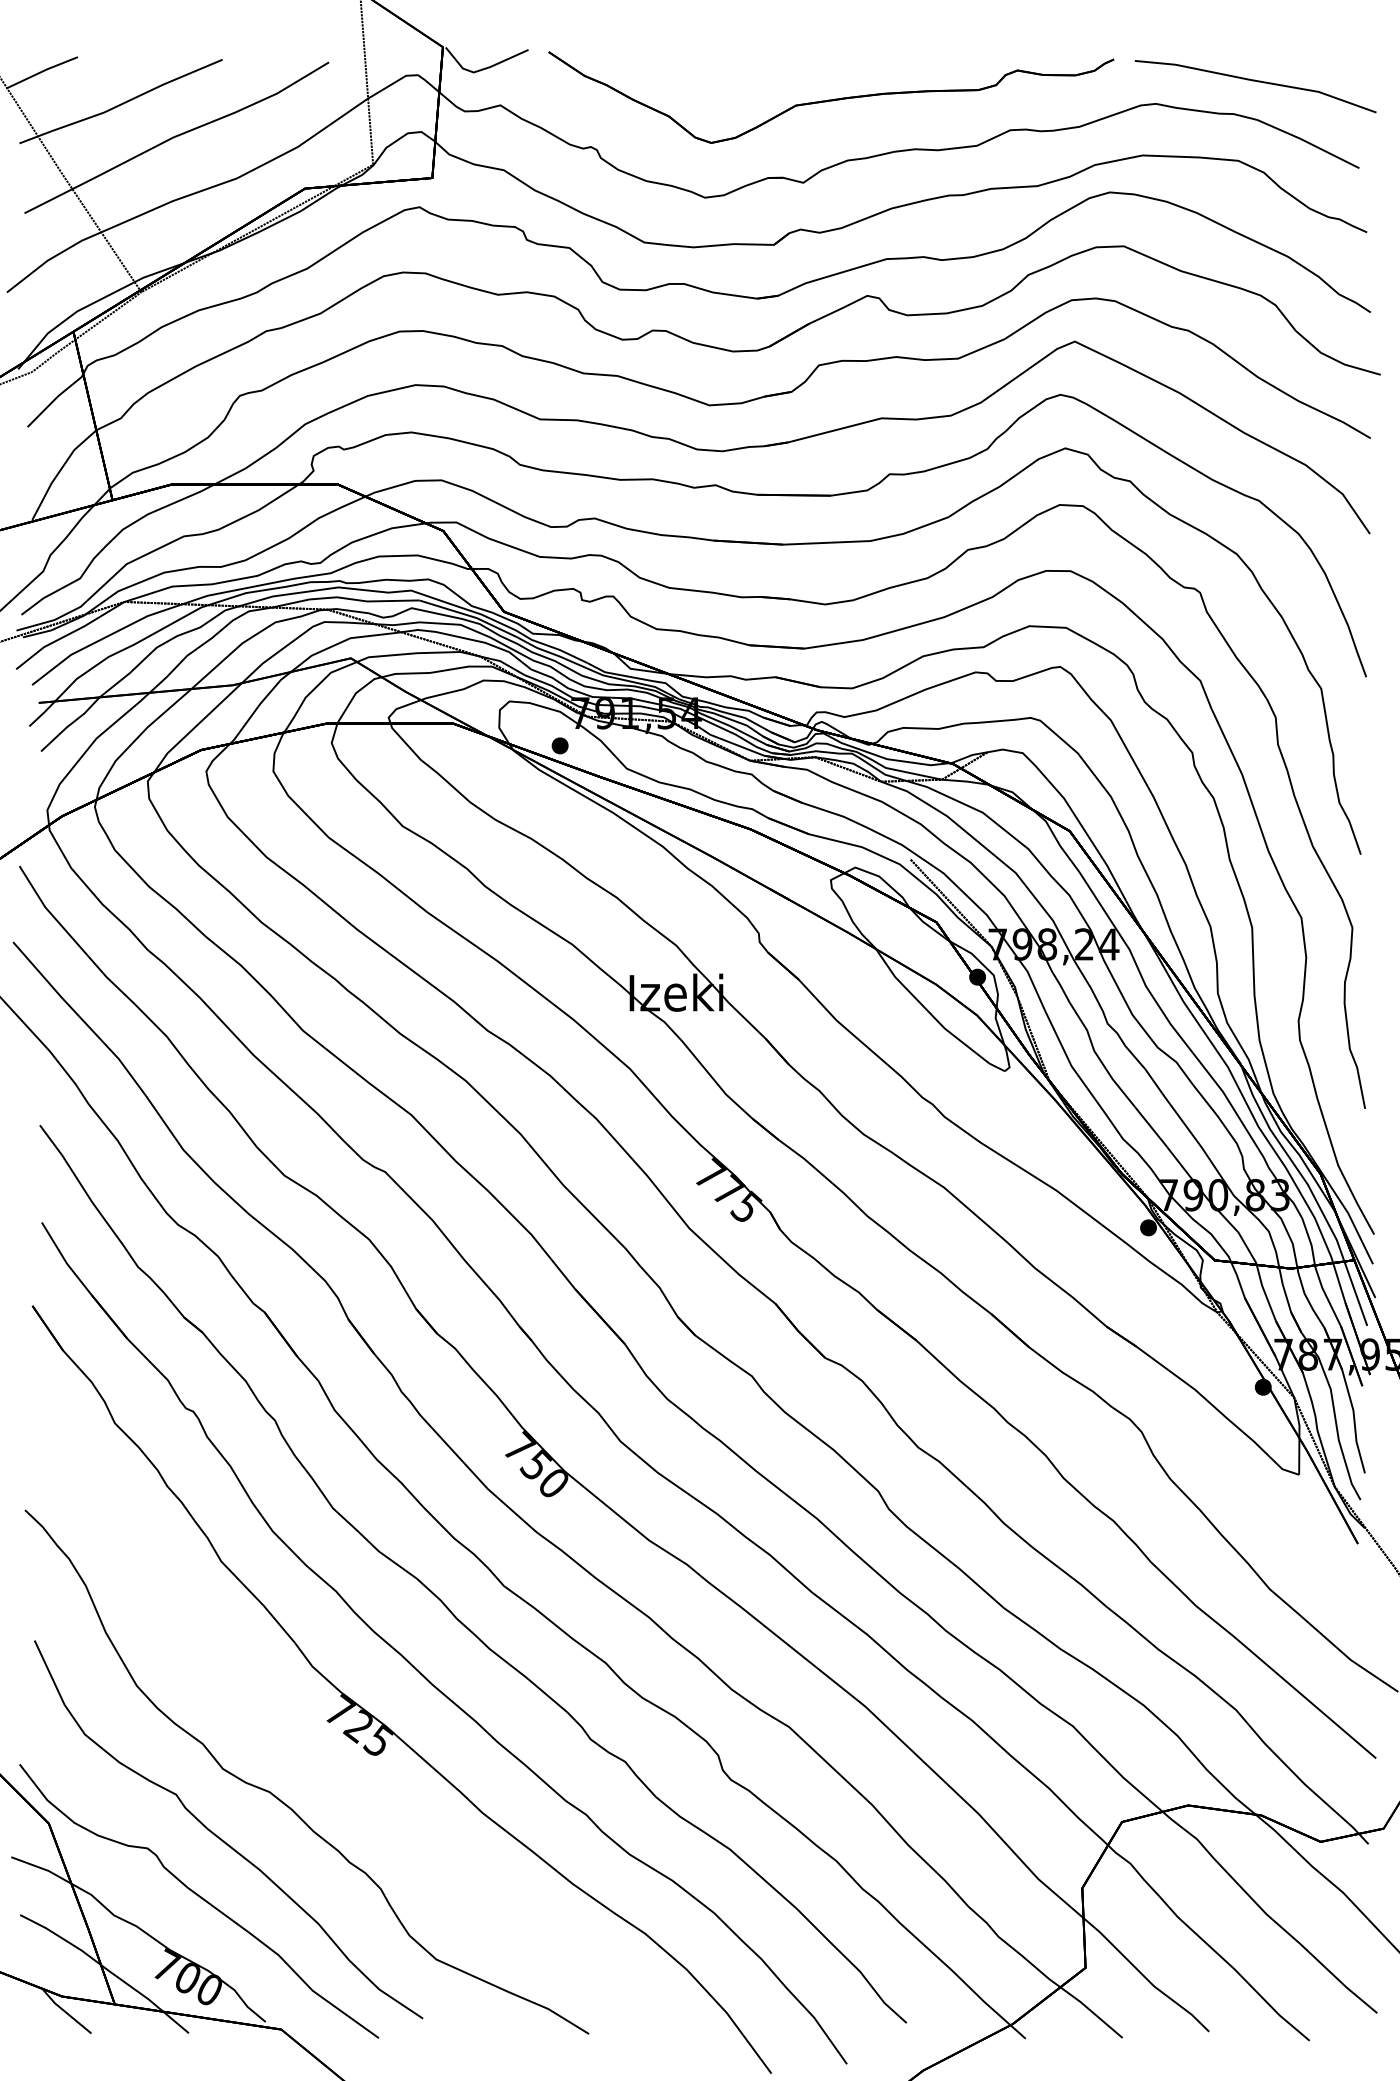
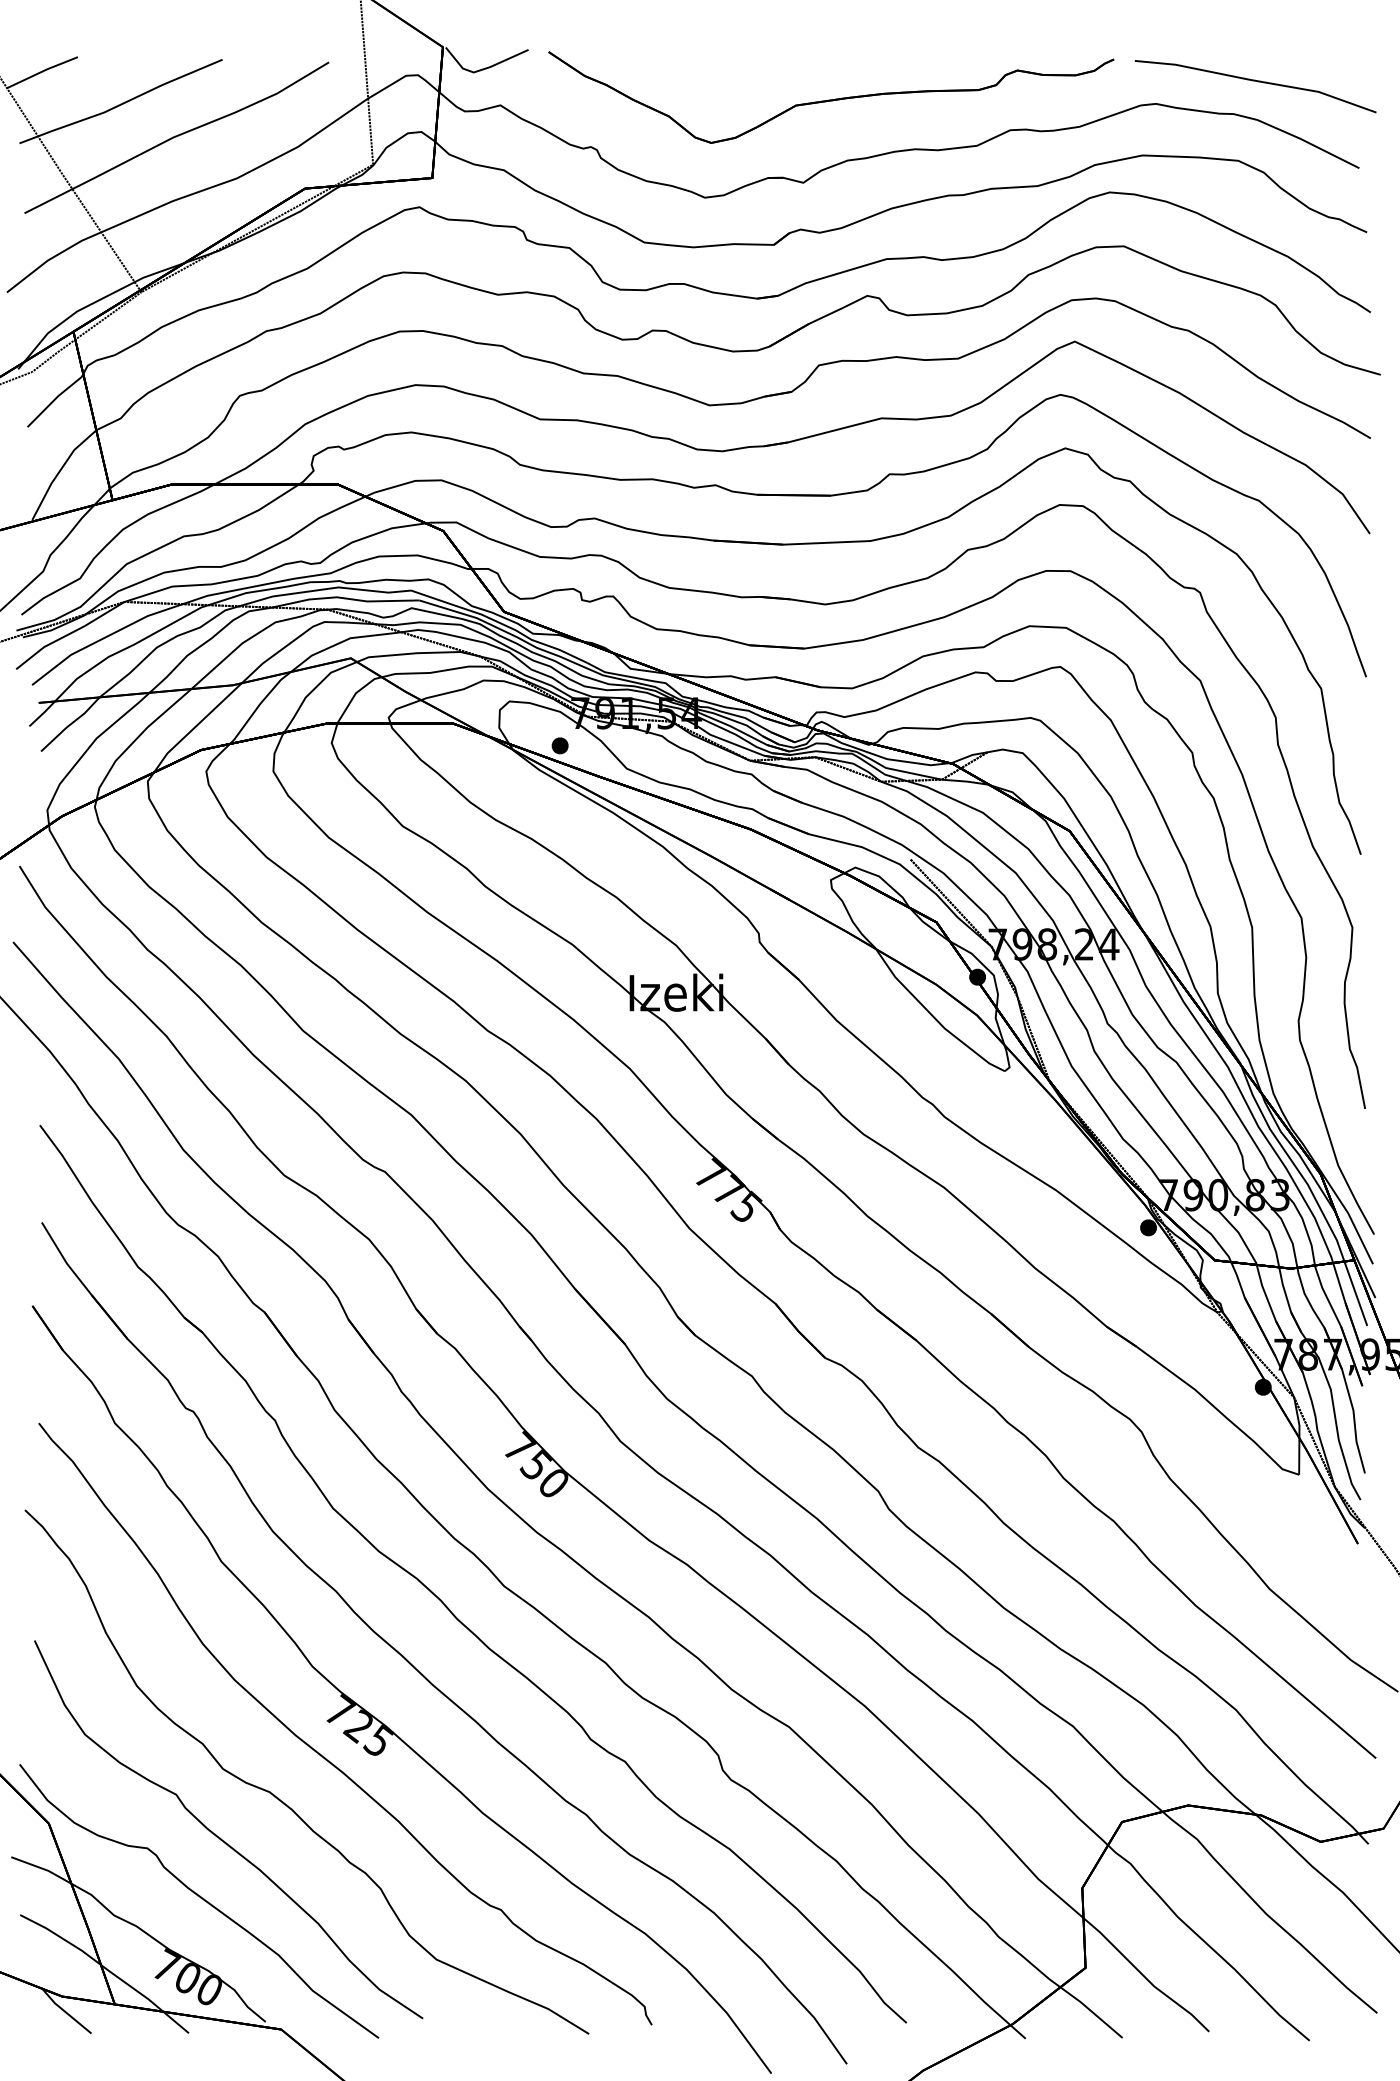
curve: none -> present (320, 1753)
